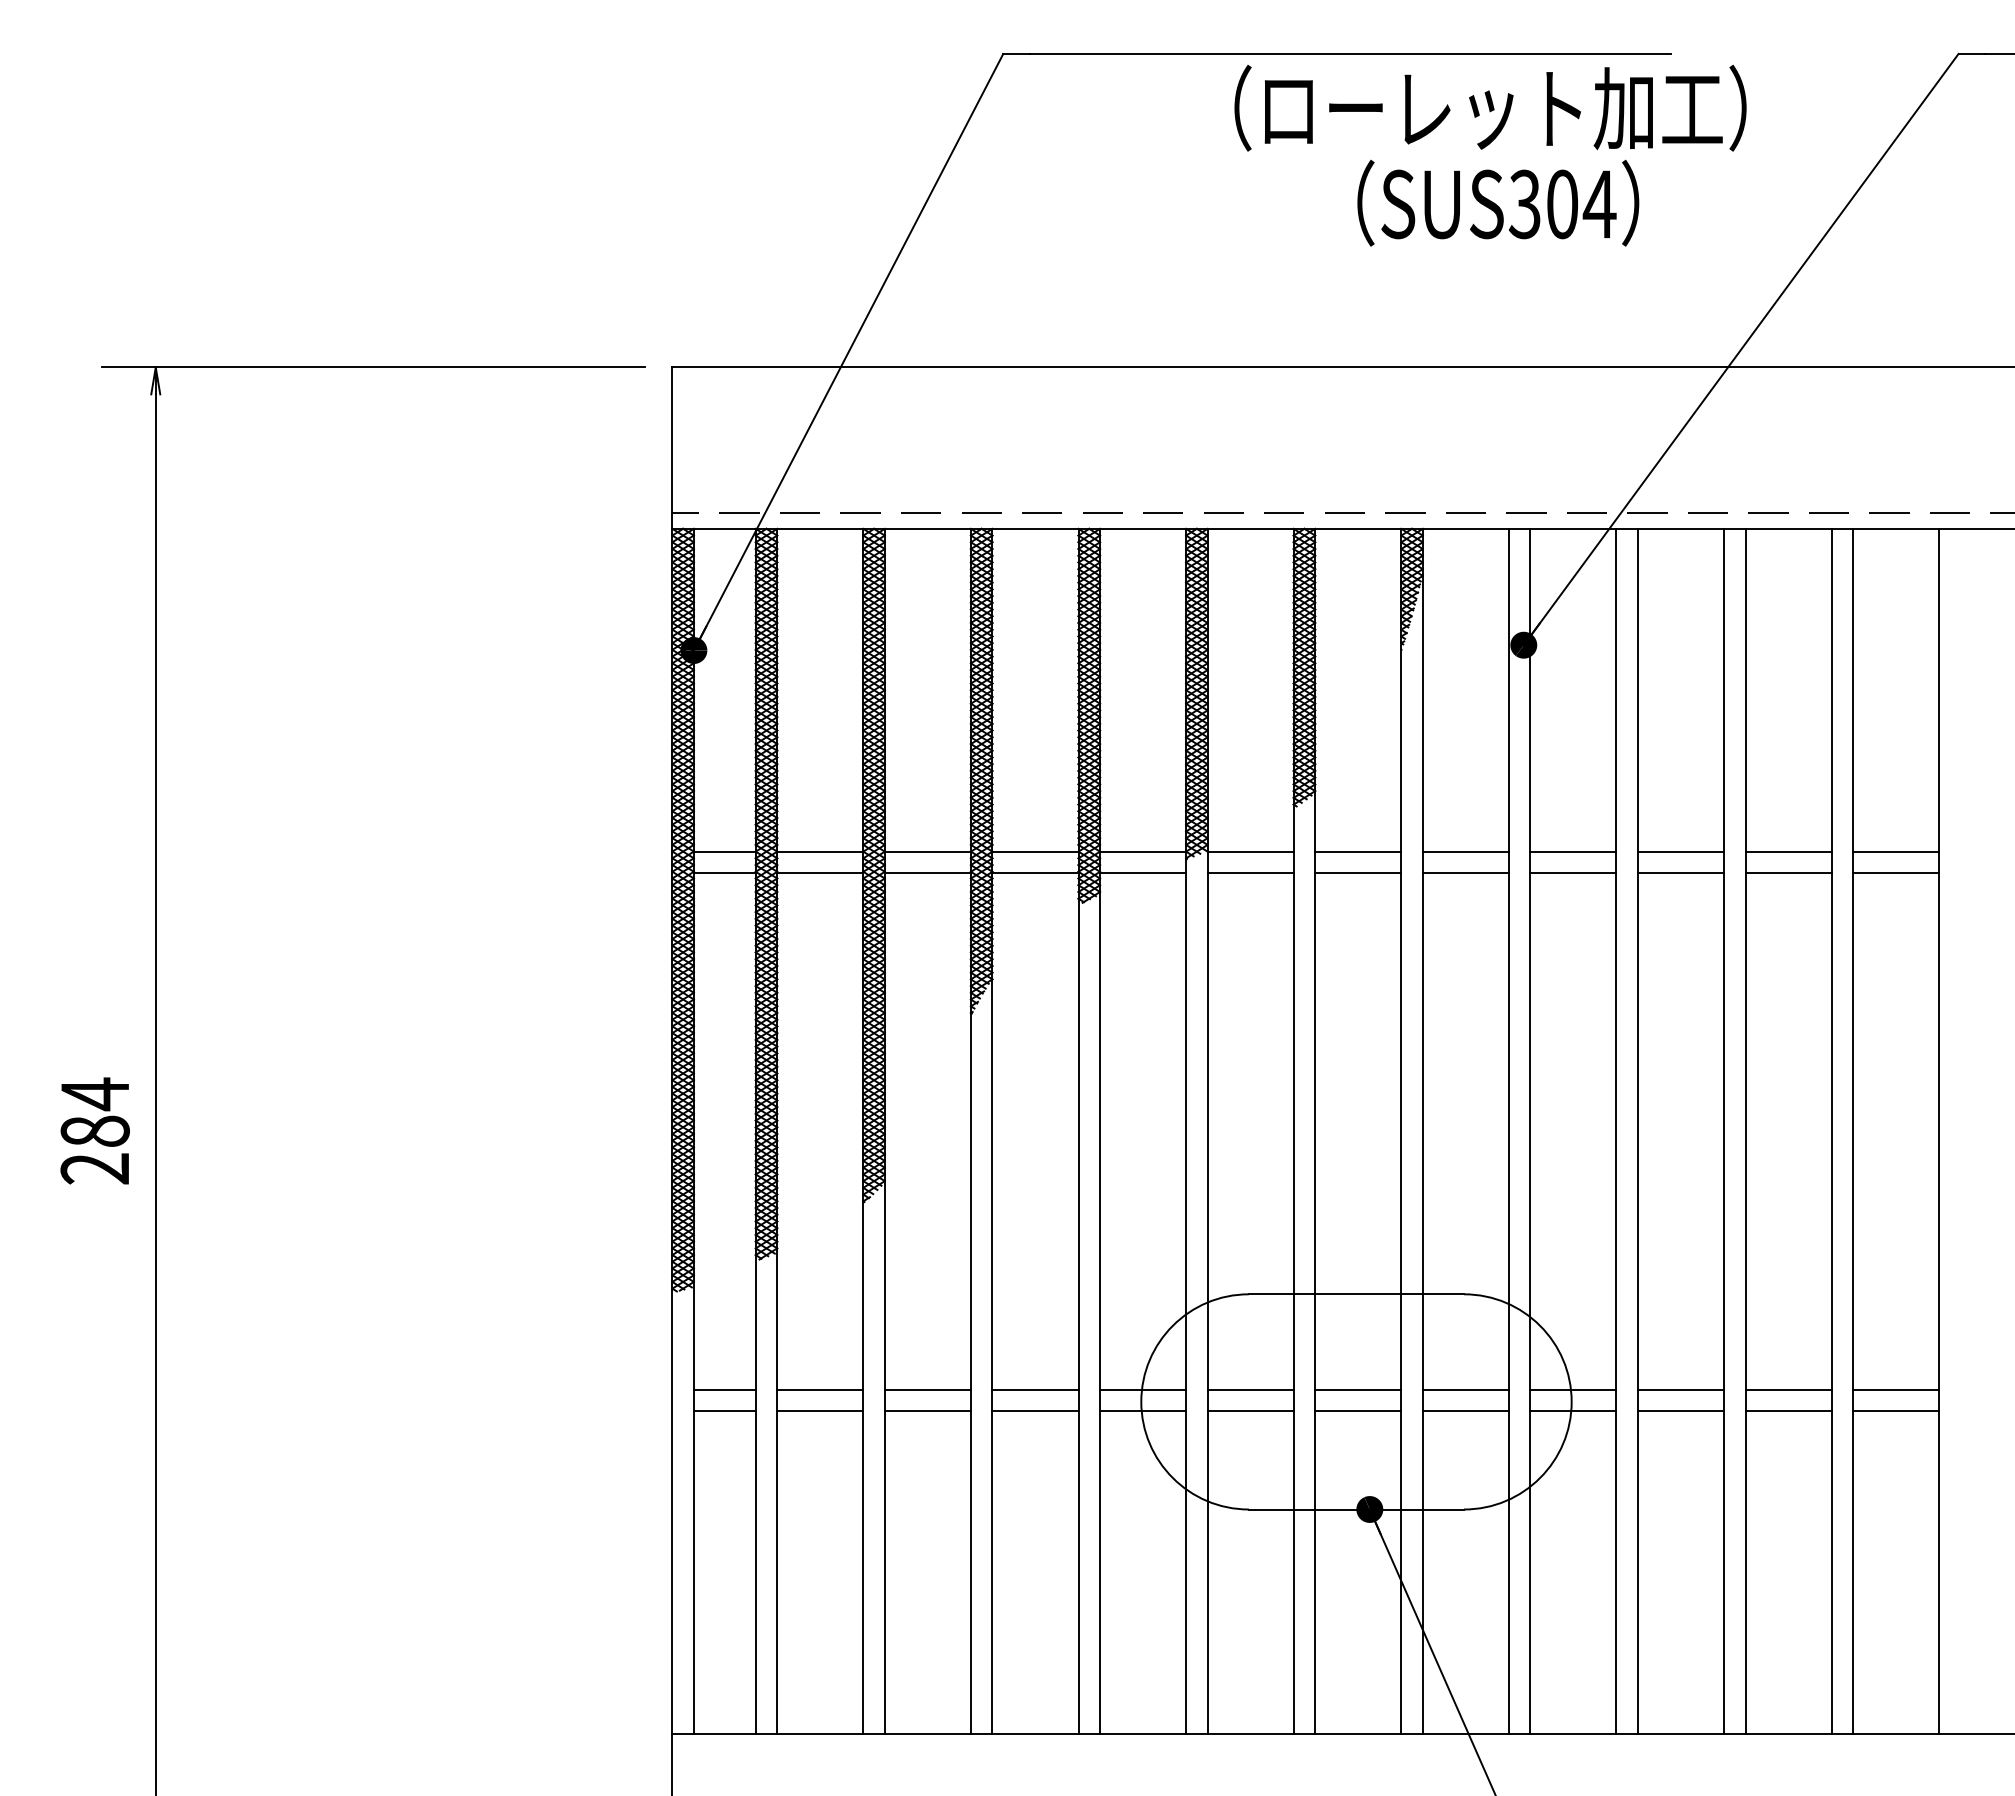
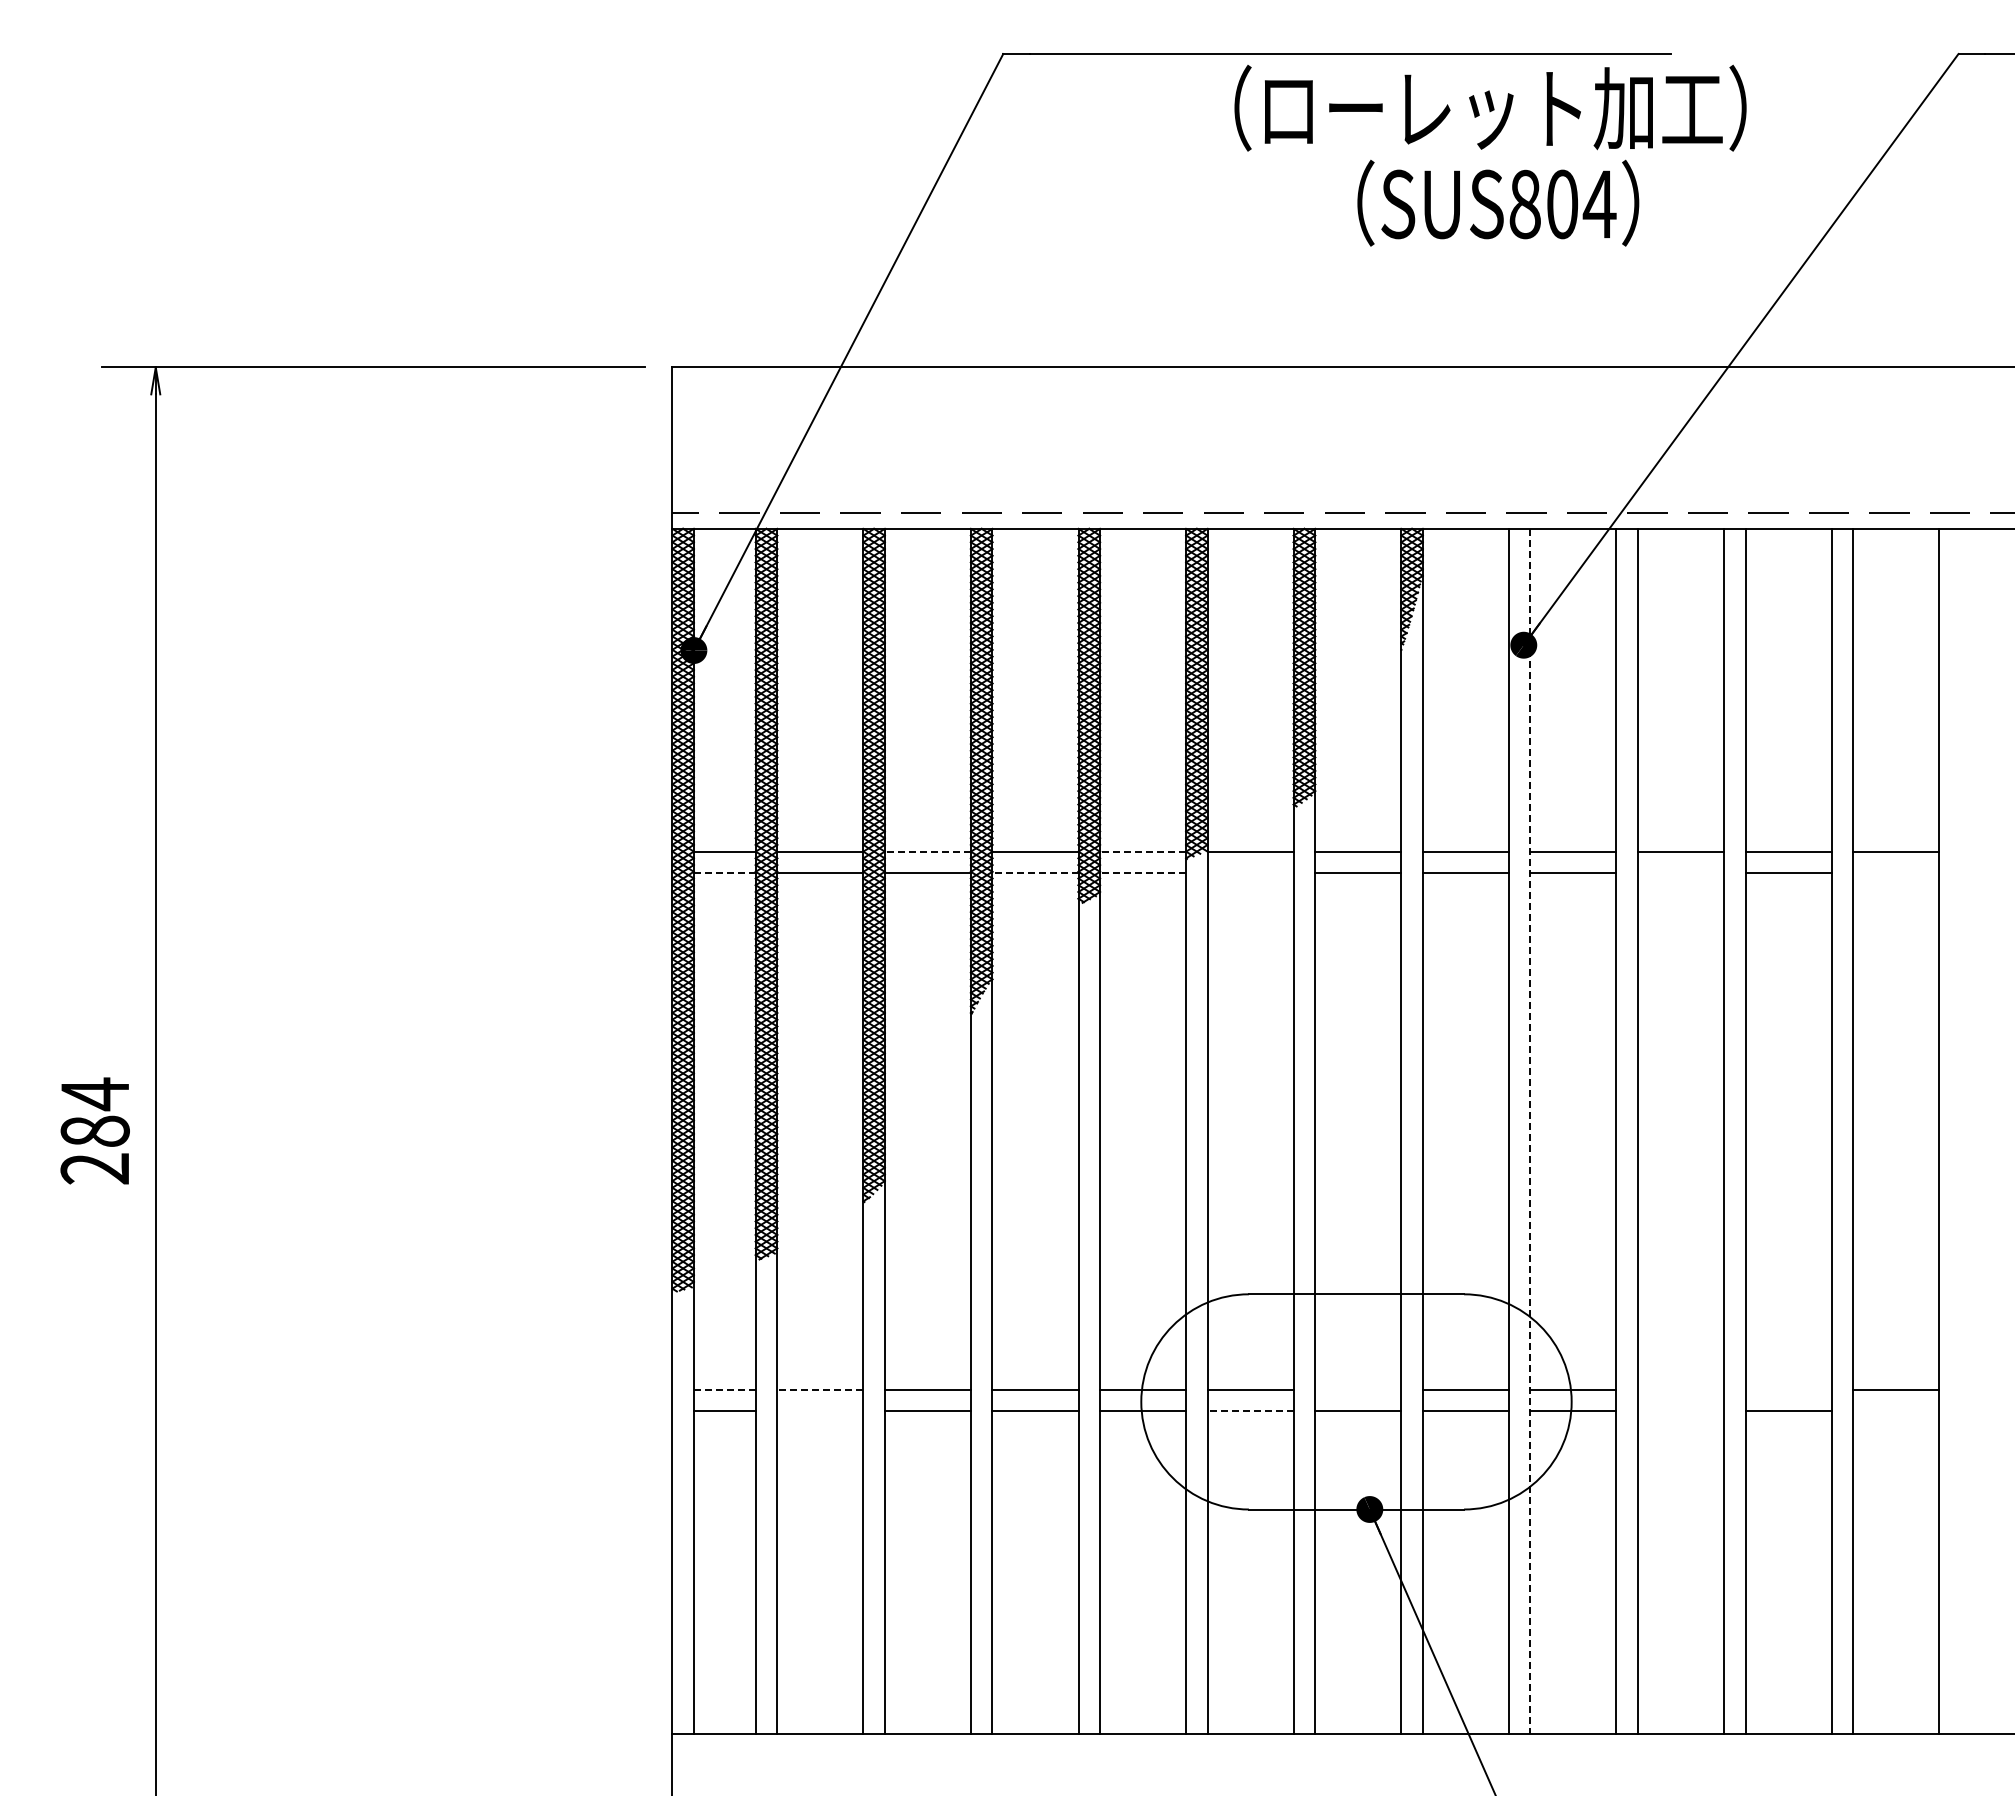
text: SUS304 -> SUS804 (1524, 204)
line: solid -> dashed (927, 851)
line: solid -> dashed (1142, 851)
line: solid -> dashed (724, 873)
line: solid -> dashed (1034, 873)
line: solid -> dashed (1142, 873)
line: present -> none (1250, 873)
line: present -> none (1680, 873)
line: present -> none (1896, 873)
line: solid -> dashed (1530, 1131)
line: solid -> dashed (724, 1389)
line: solid -> dashed (819, 1389)
line: present -> none (1358, 1389)
line: present -> none (1680, 1389)
line: present -> none (1788, 1389)
line: present -> none (820, 1411)
line: solid -> dashed (1250, 1411)
line: present -> none (1680, 1411)
line: present -> none (1896, 1411)
